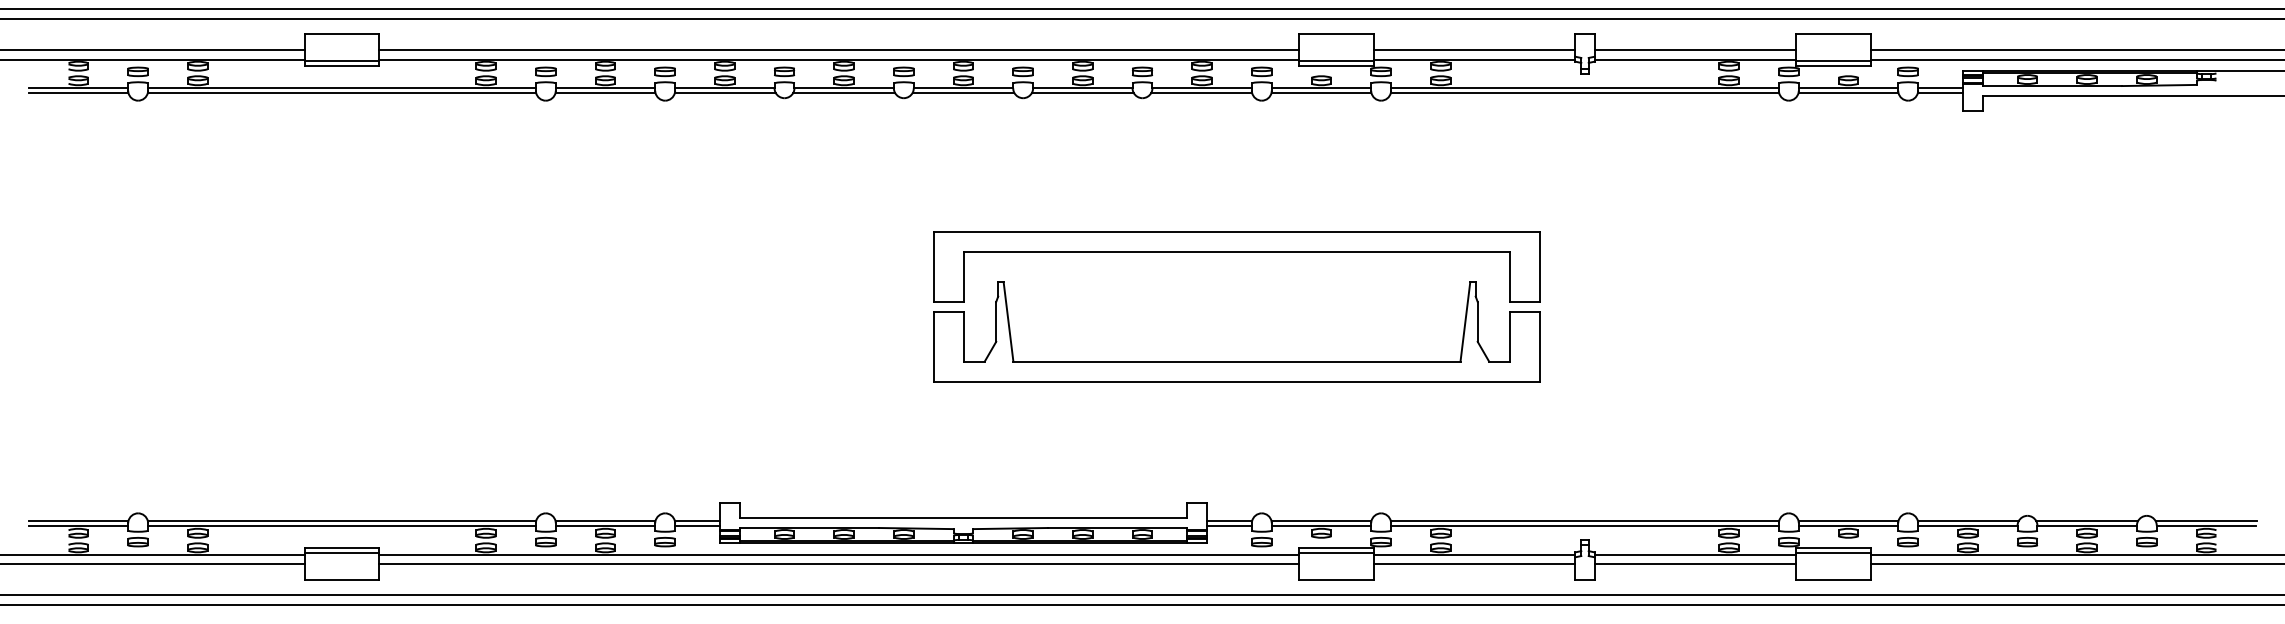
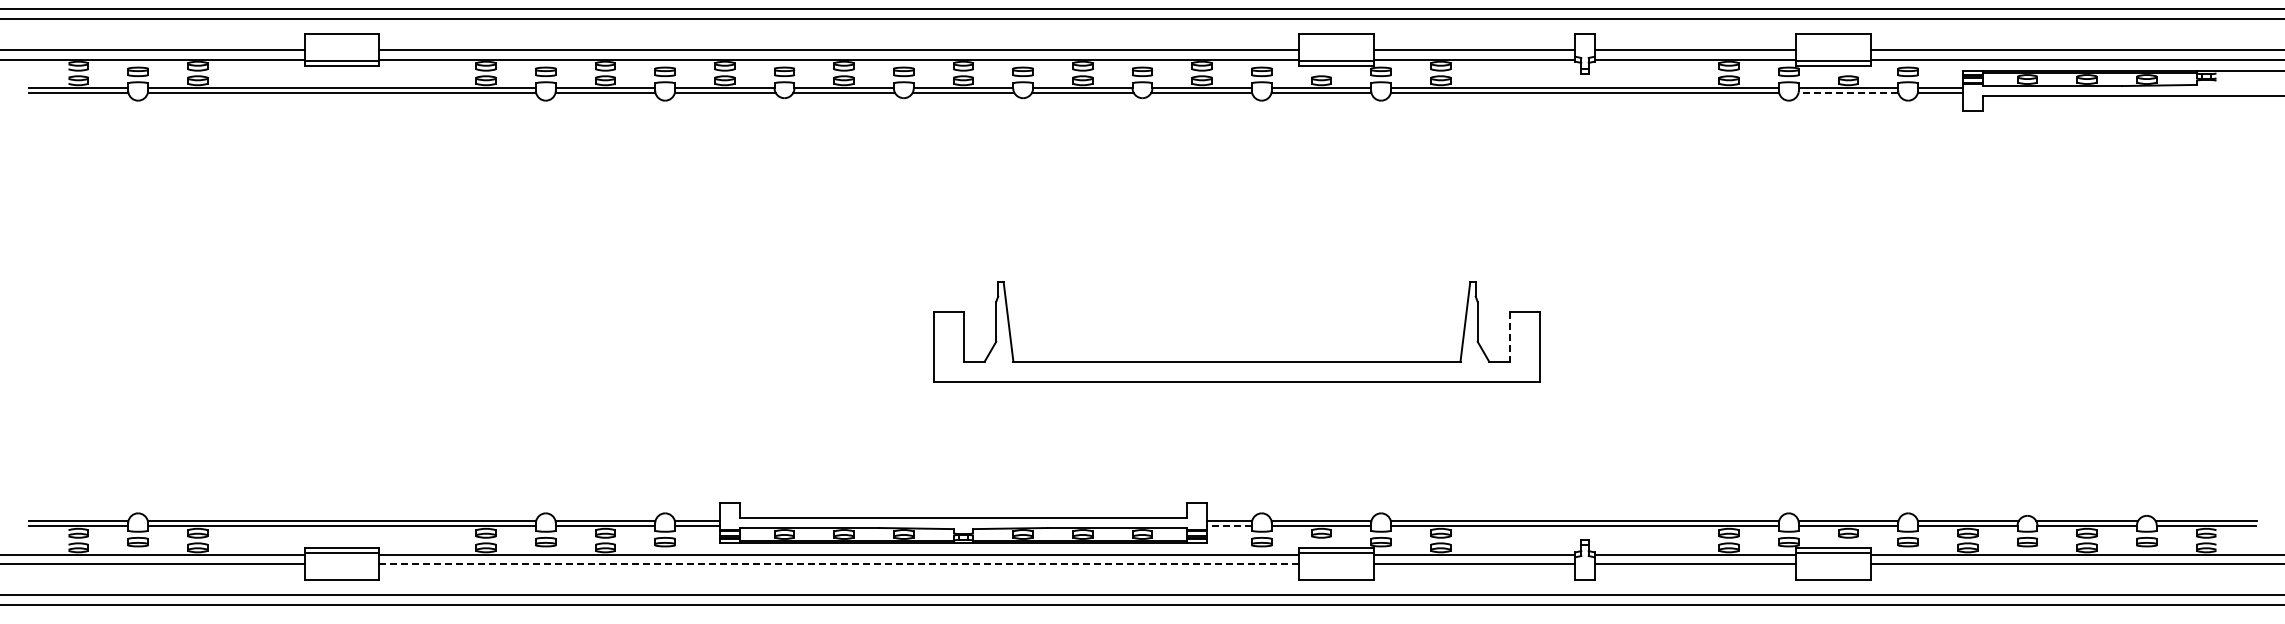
line: solid -> dashed (1848, 92)
part: present -> none (1236, 252)
line: solid -> dashed (1510, 336)
line: solid -> dashed (1229, 526)
line: solid -> dashed (839, 564)
